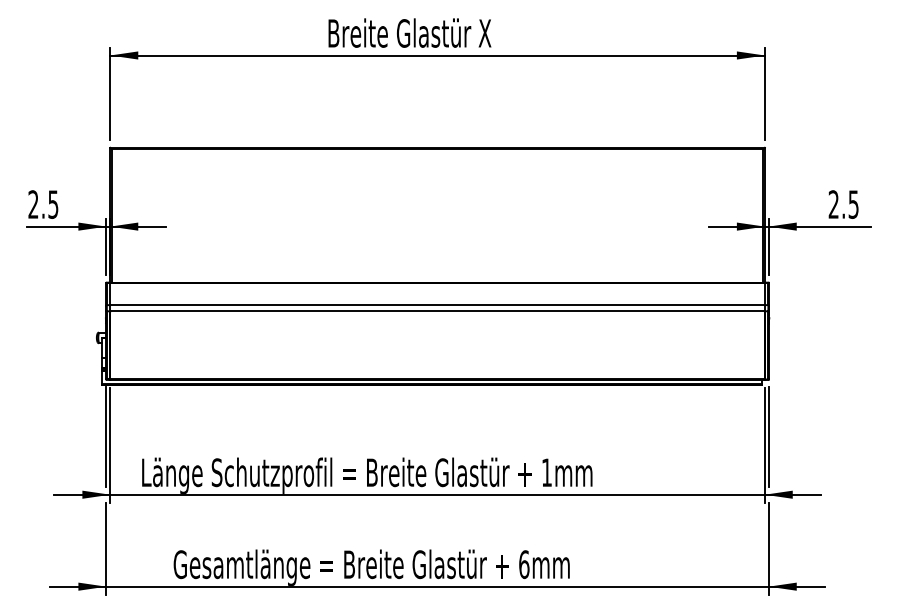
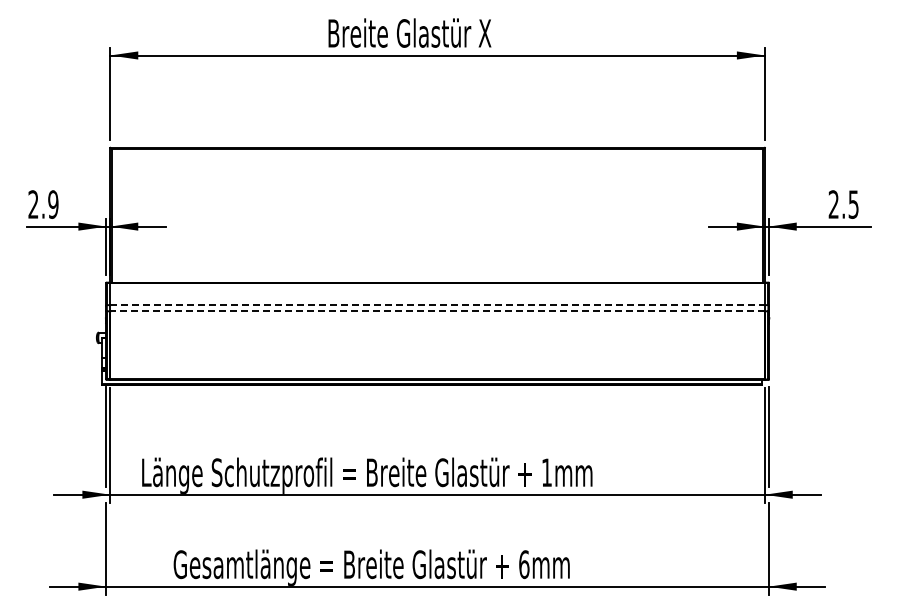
text: 2.5 -> 2.9 (53, 204)
line: solid -> dashed (438, 305)
line: solid -> dashed (437, 311)
